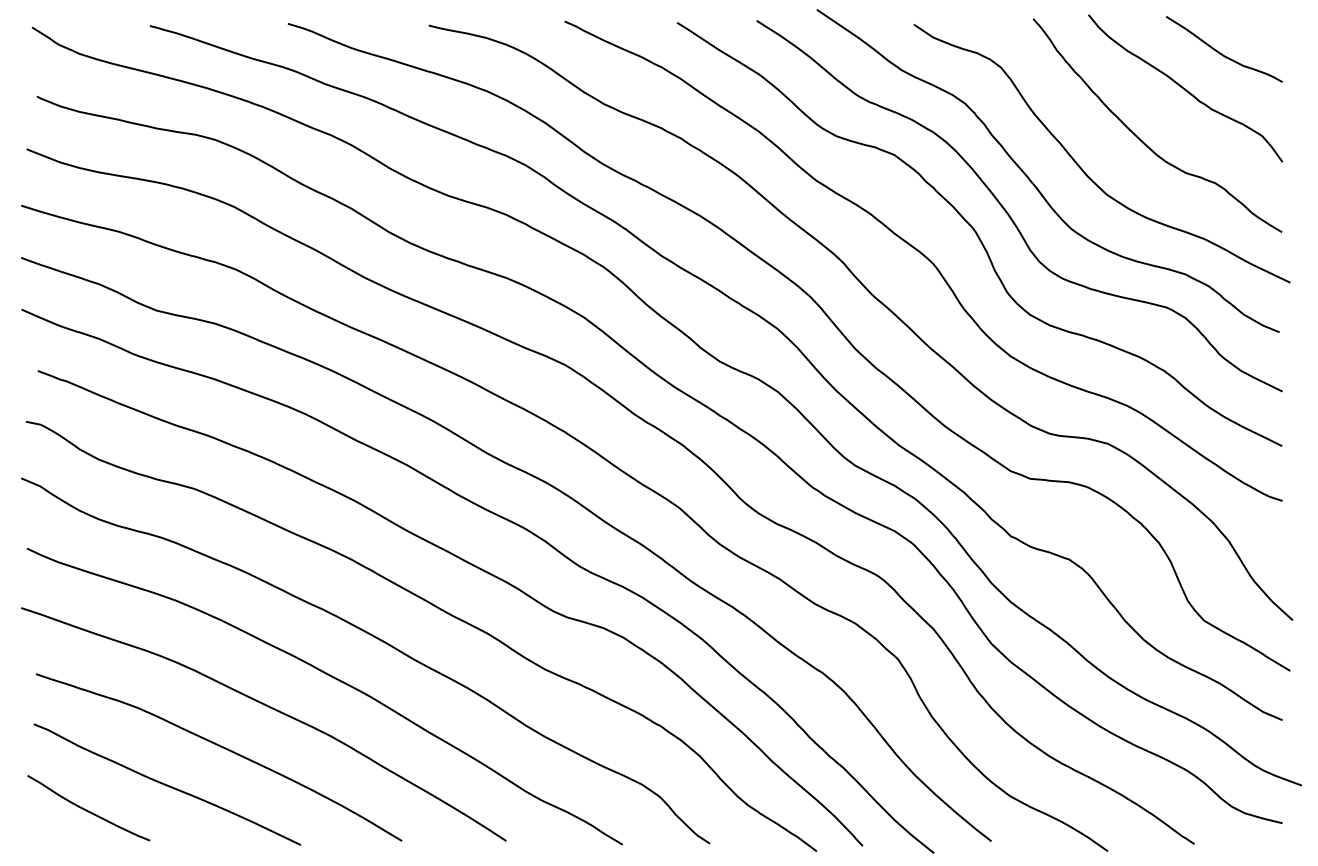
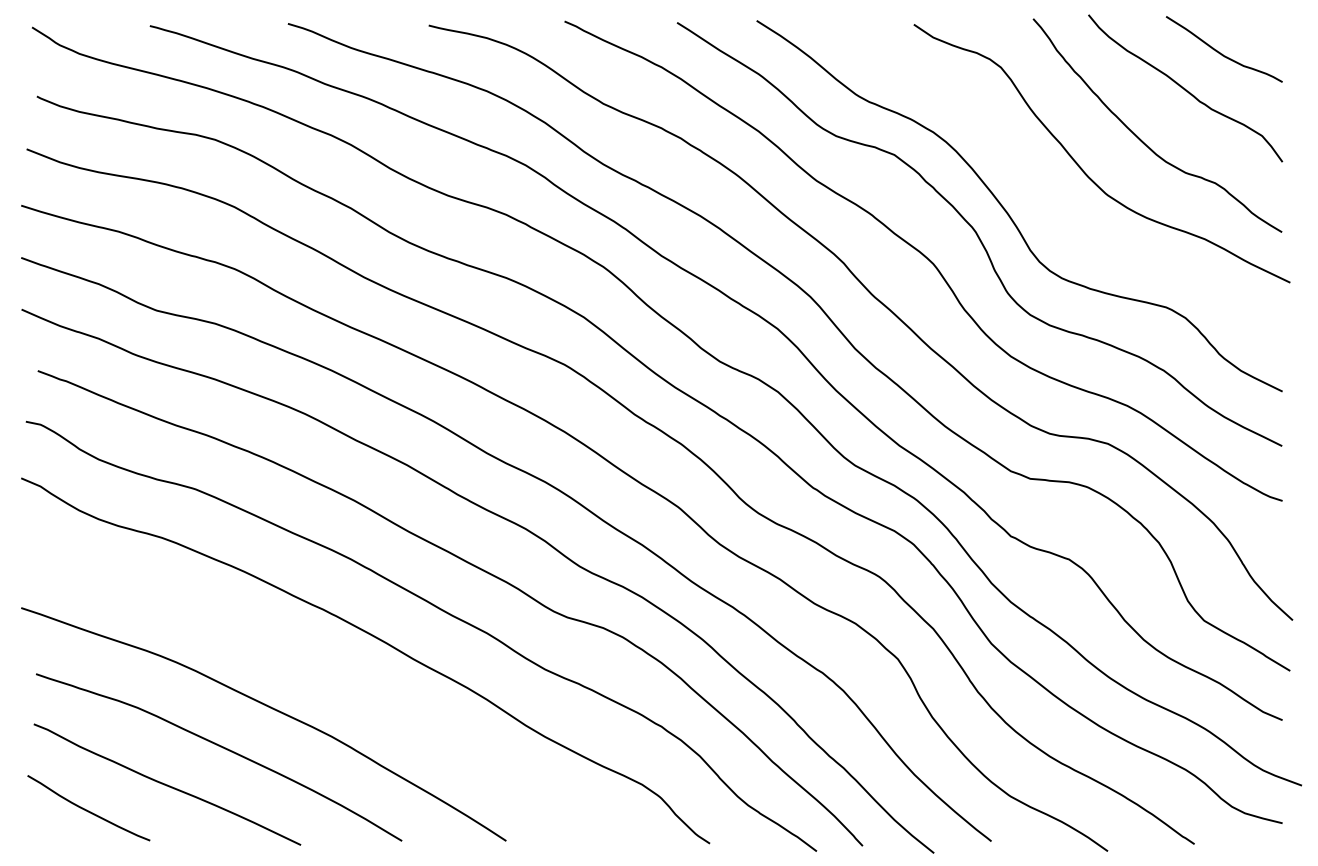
curve: present -> none (1034, 183)
curve: present -> none (333, 678)
